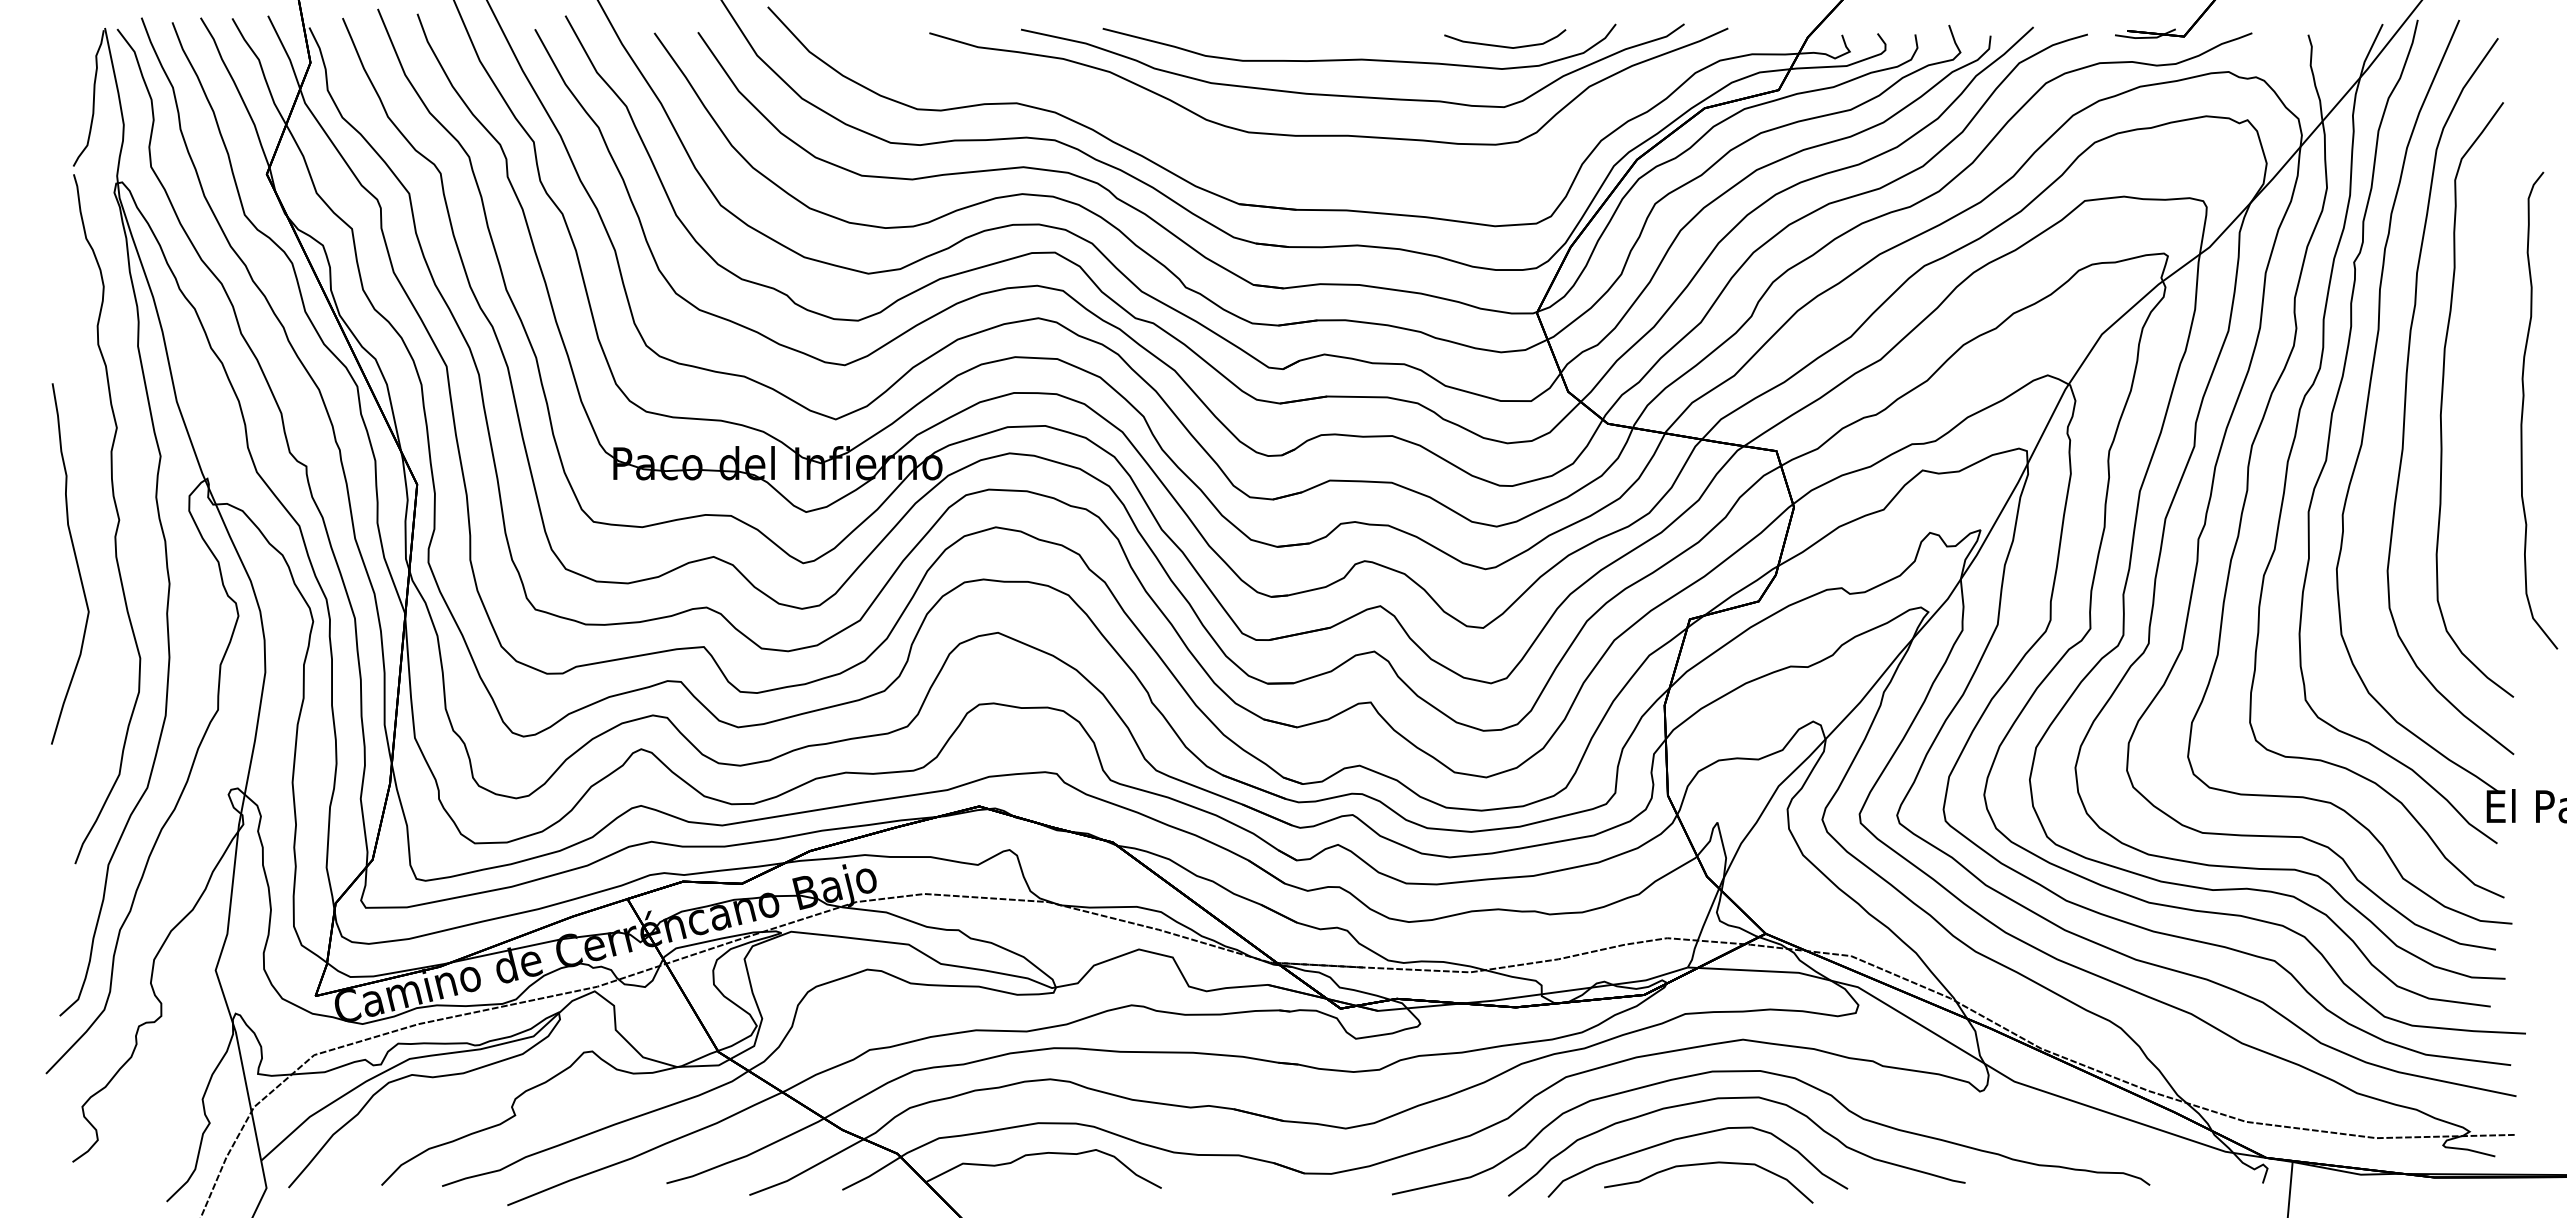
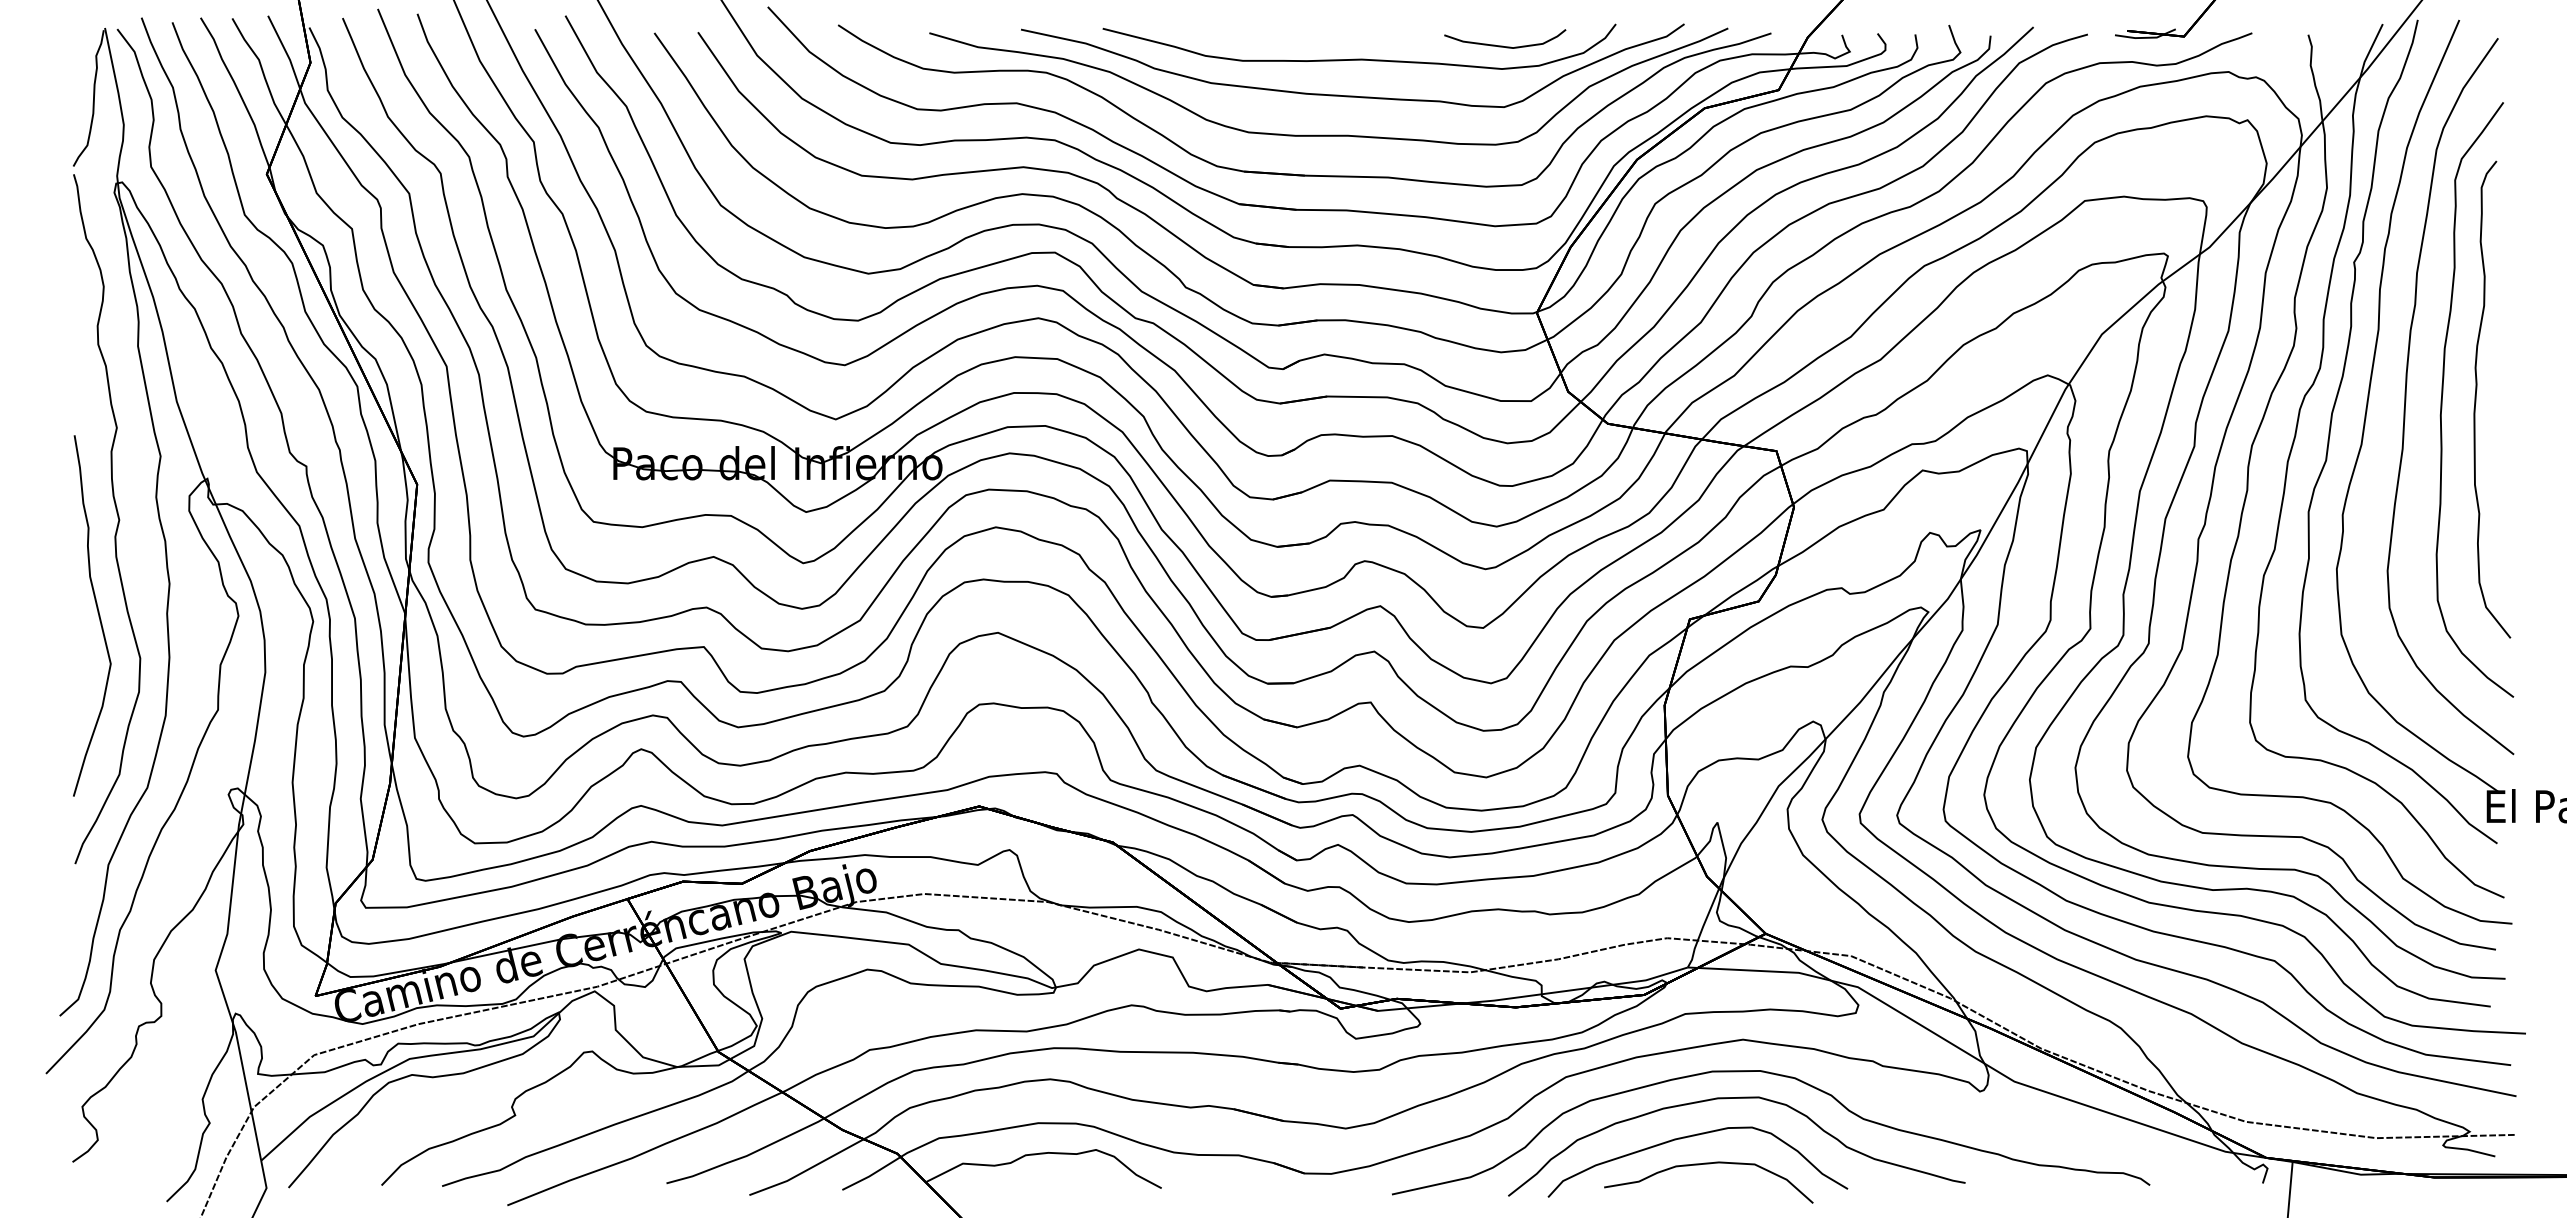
part: none -> present (1293, 173)
curve position: (2523, 410) -> (2476, 399) (2476, 399)
curve position: (75, 561) -> (97, 613) (97, 613)
